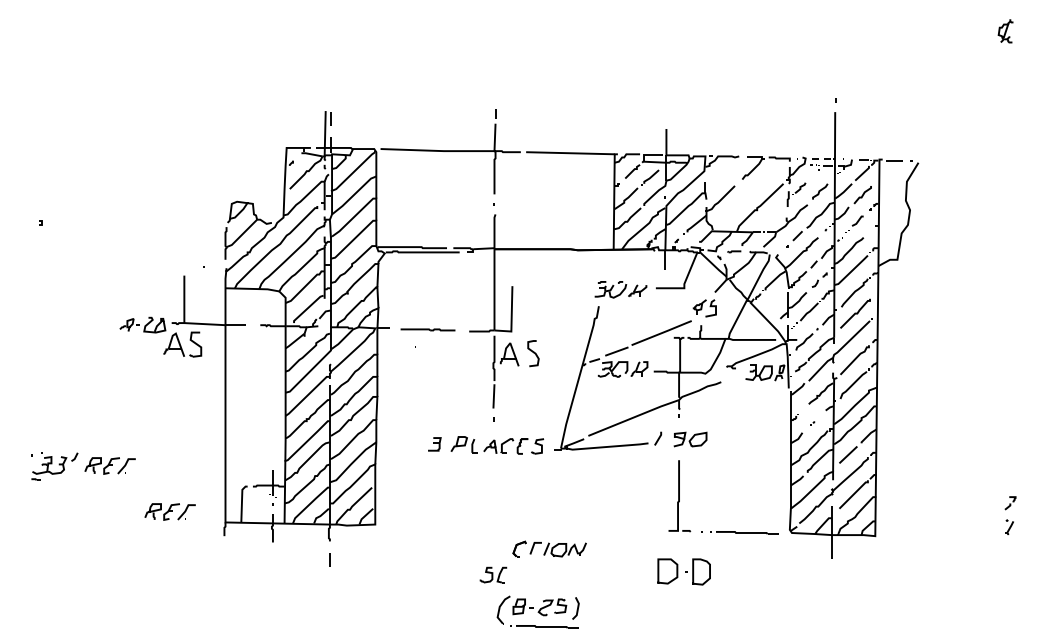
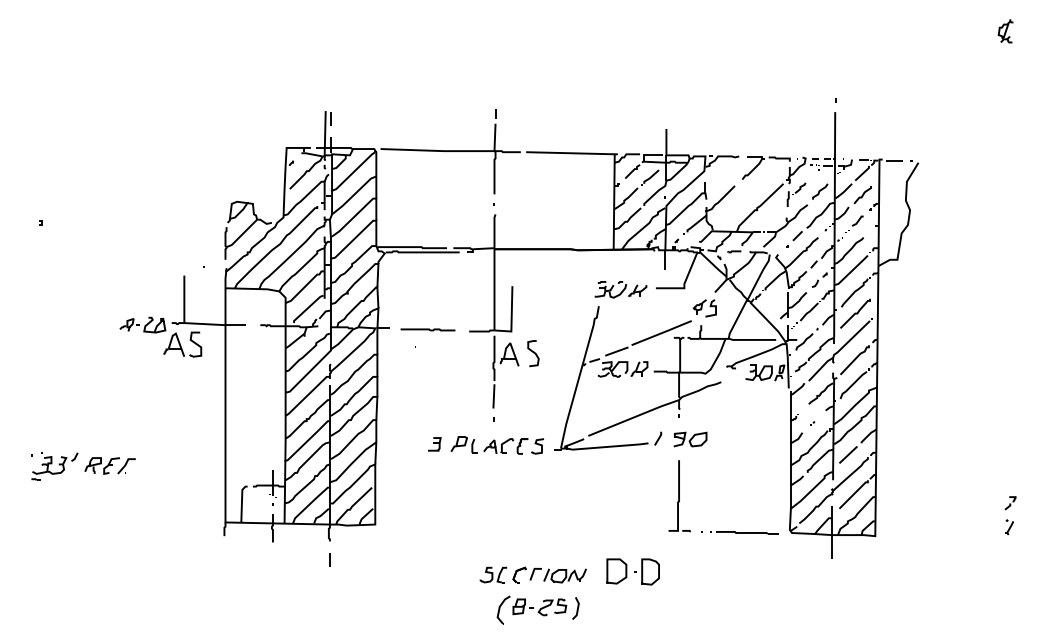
part: present -> none (169, 511)
part position: (549, 548) -> (549, 574) (549, 574)
part position: (683, 571) -> (632, 571) (632, 571)
line: present -> none (544, 626)
